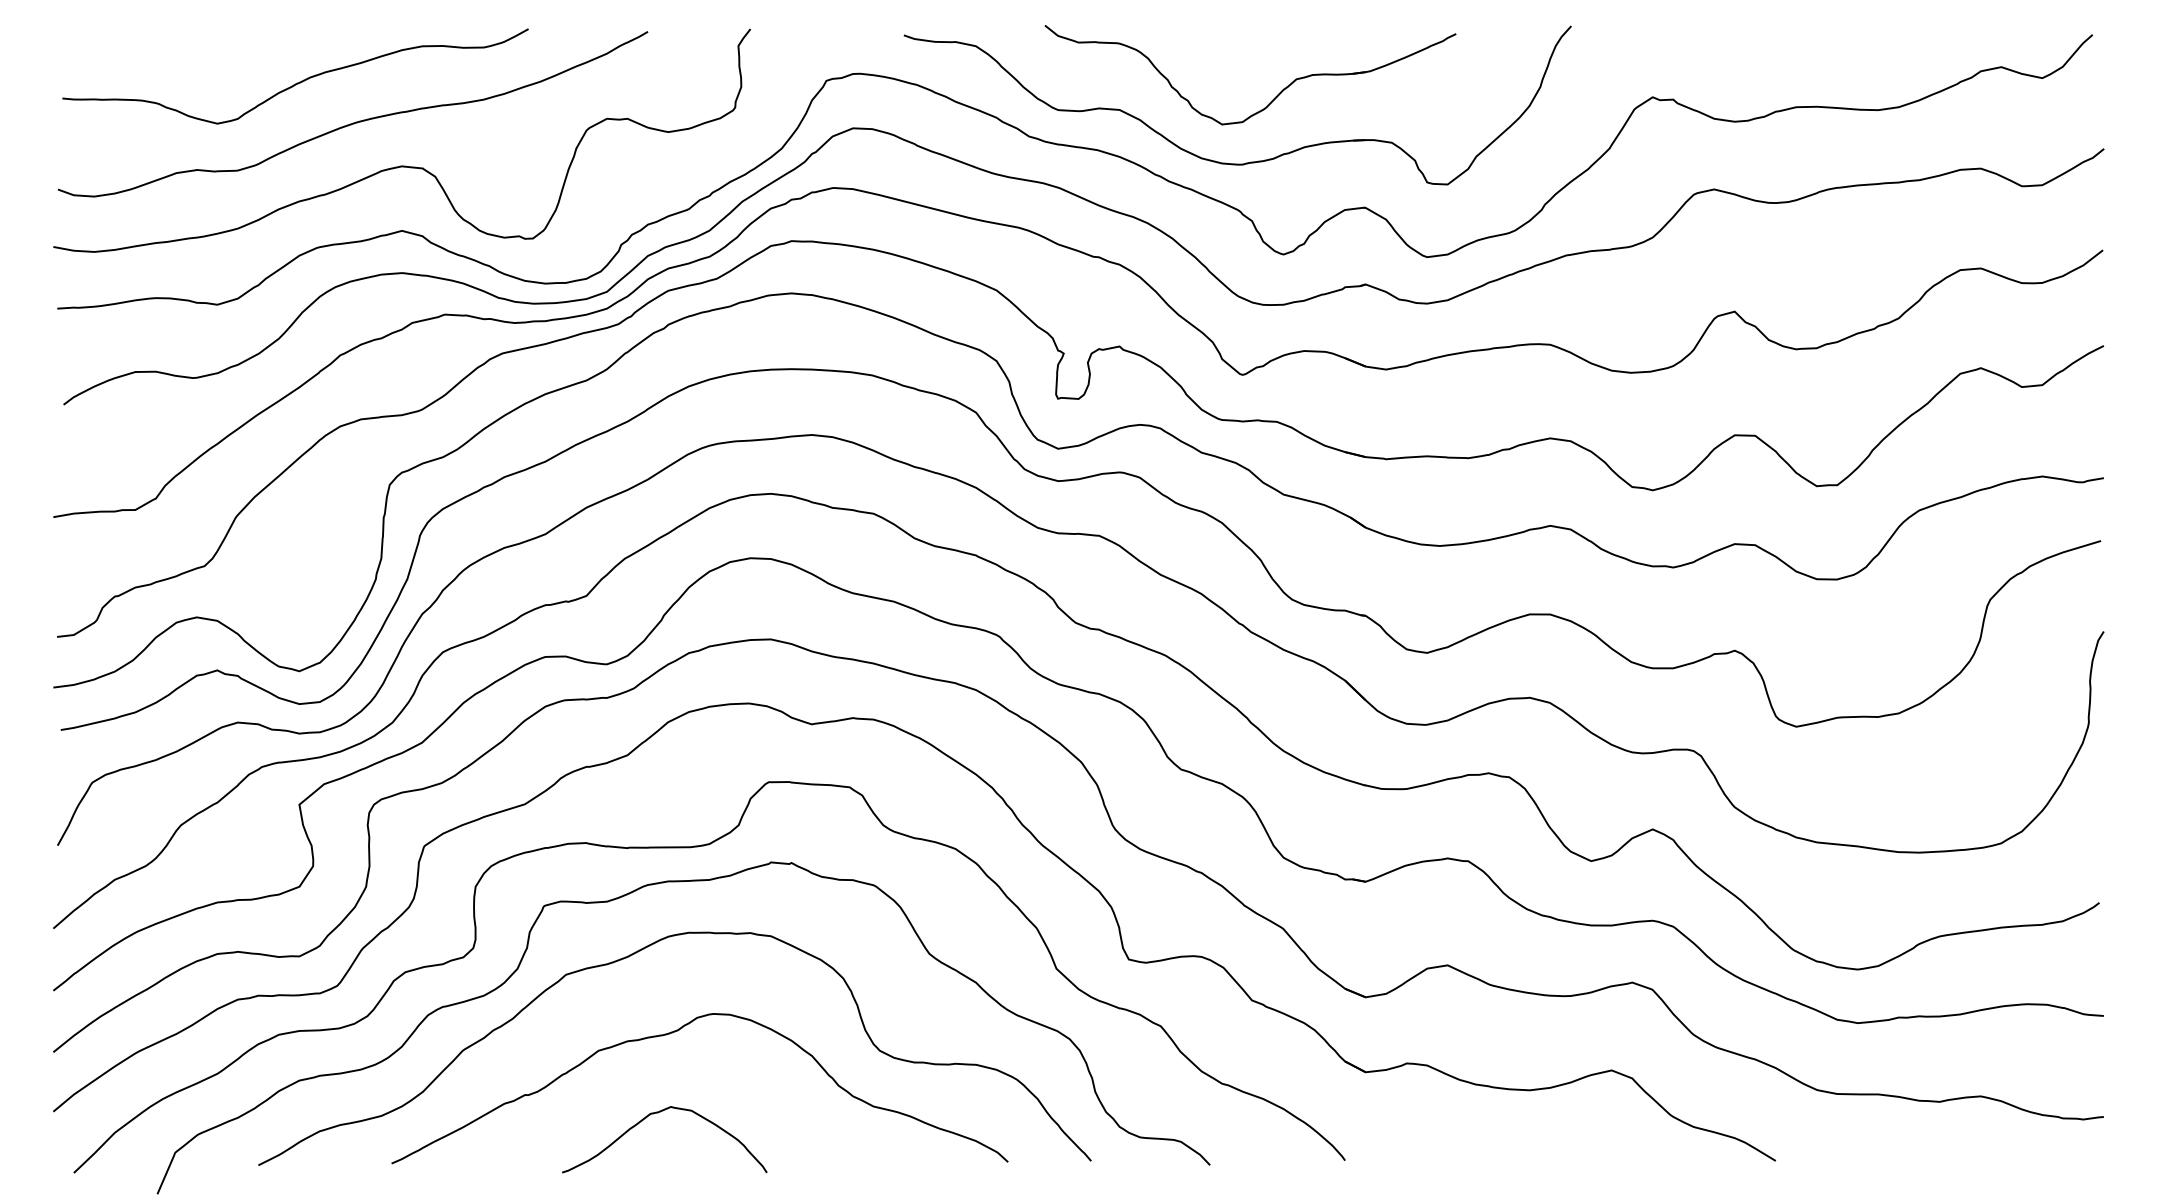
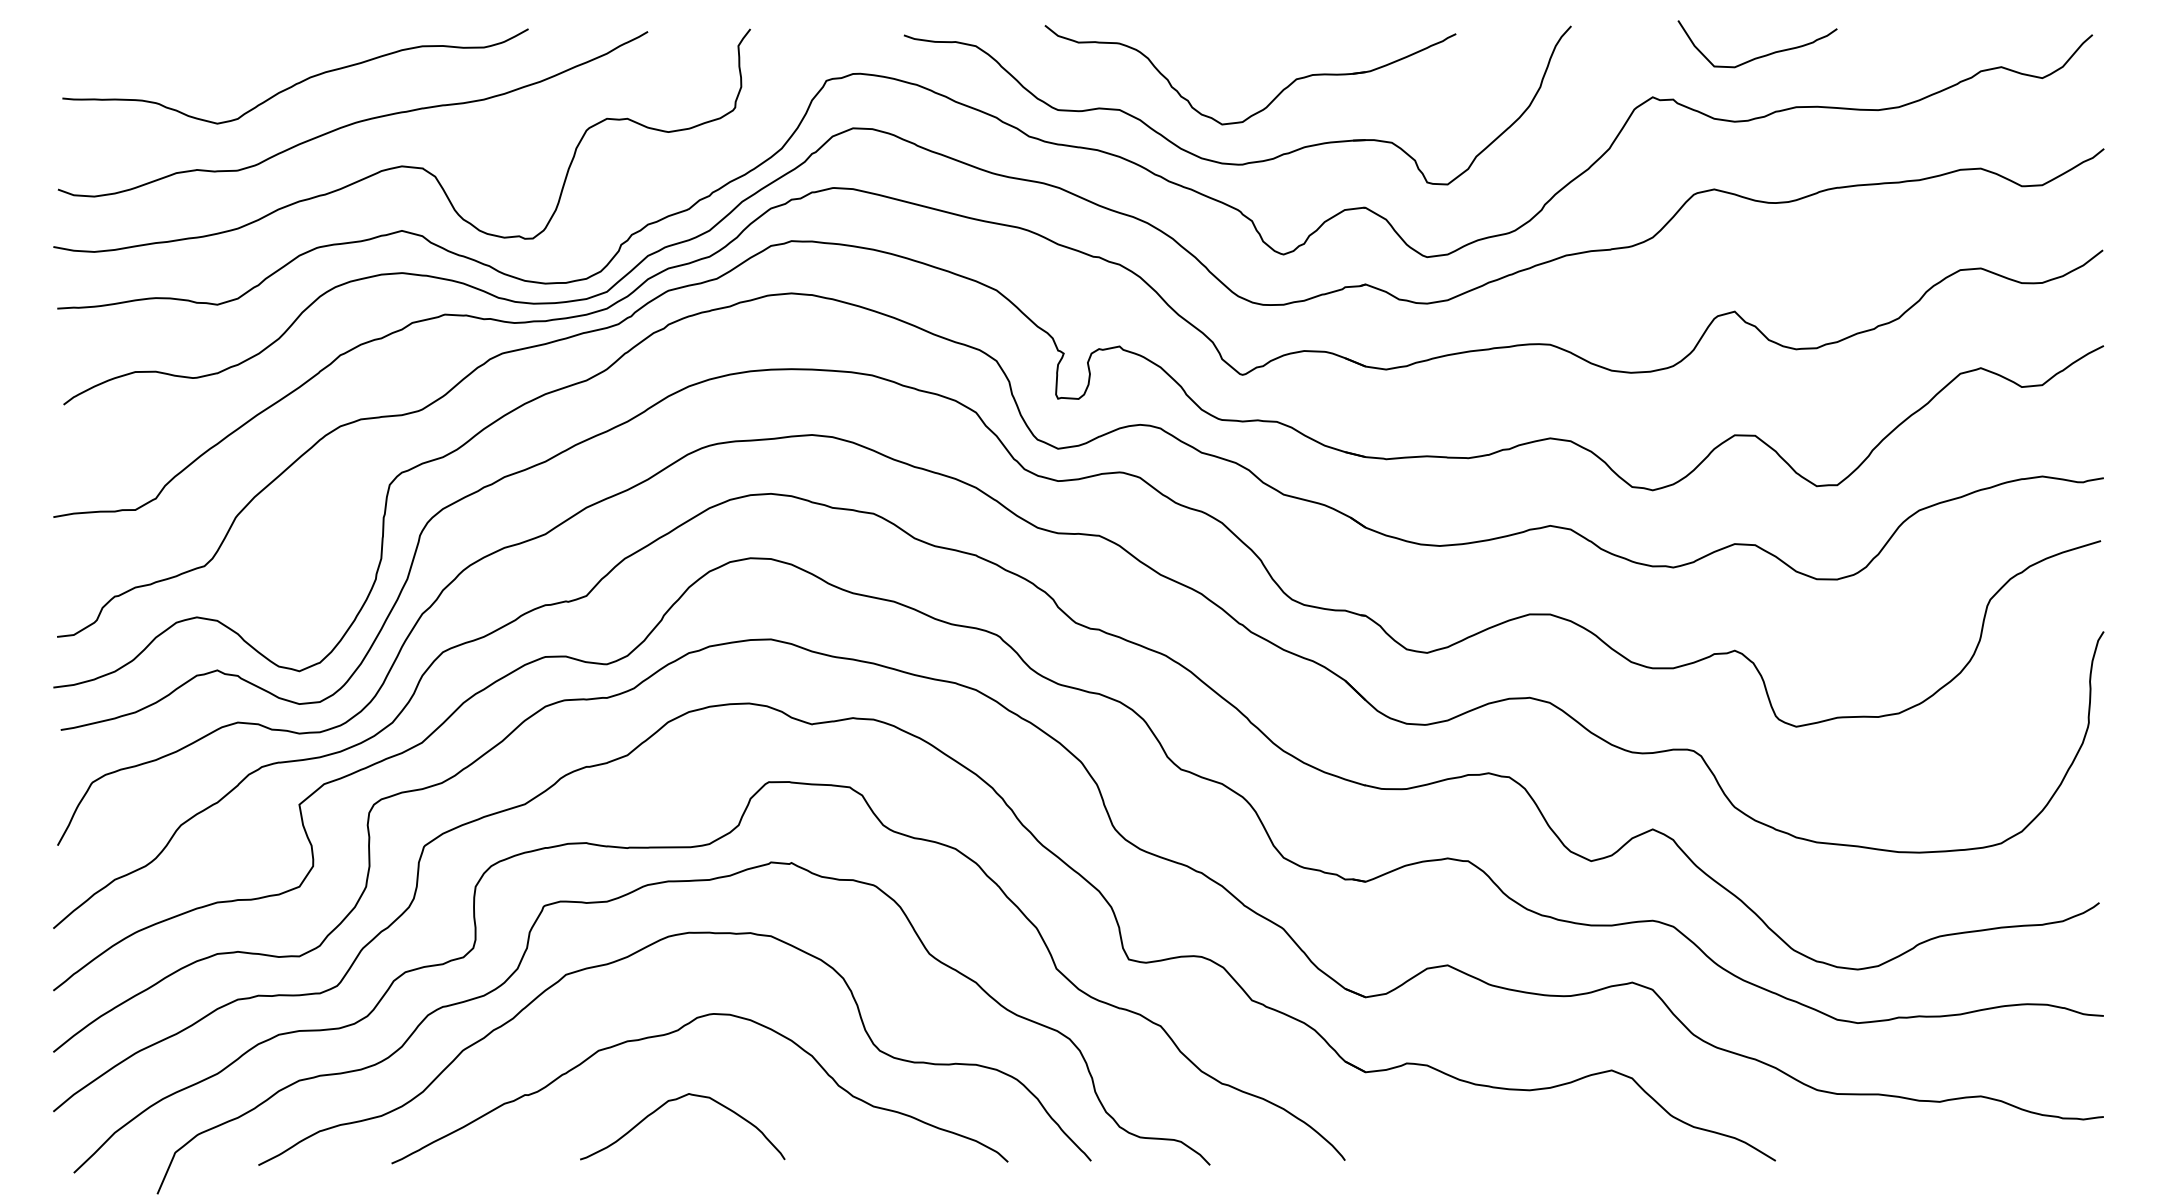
curve: none -> present (1758, 56)
curve position: (658, 1113) -> (676, 1100) (676, 1100)
